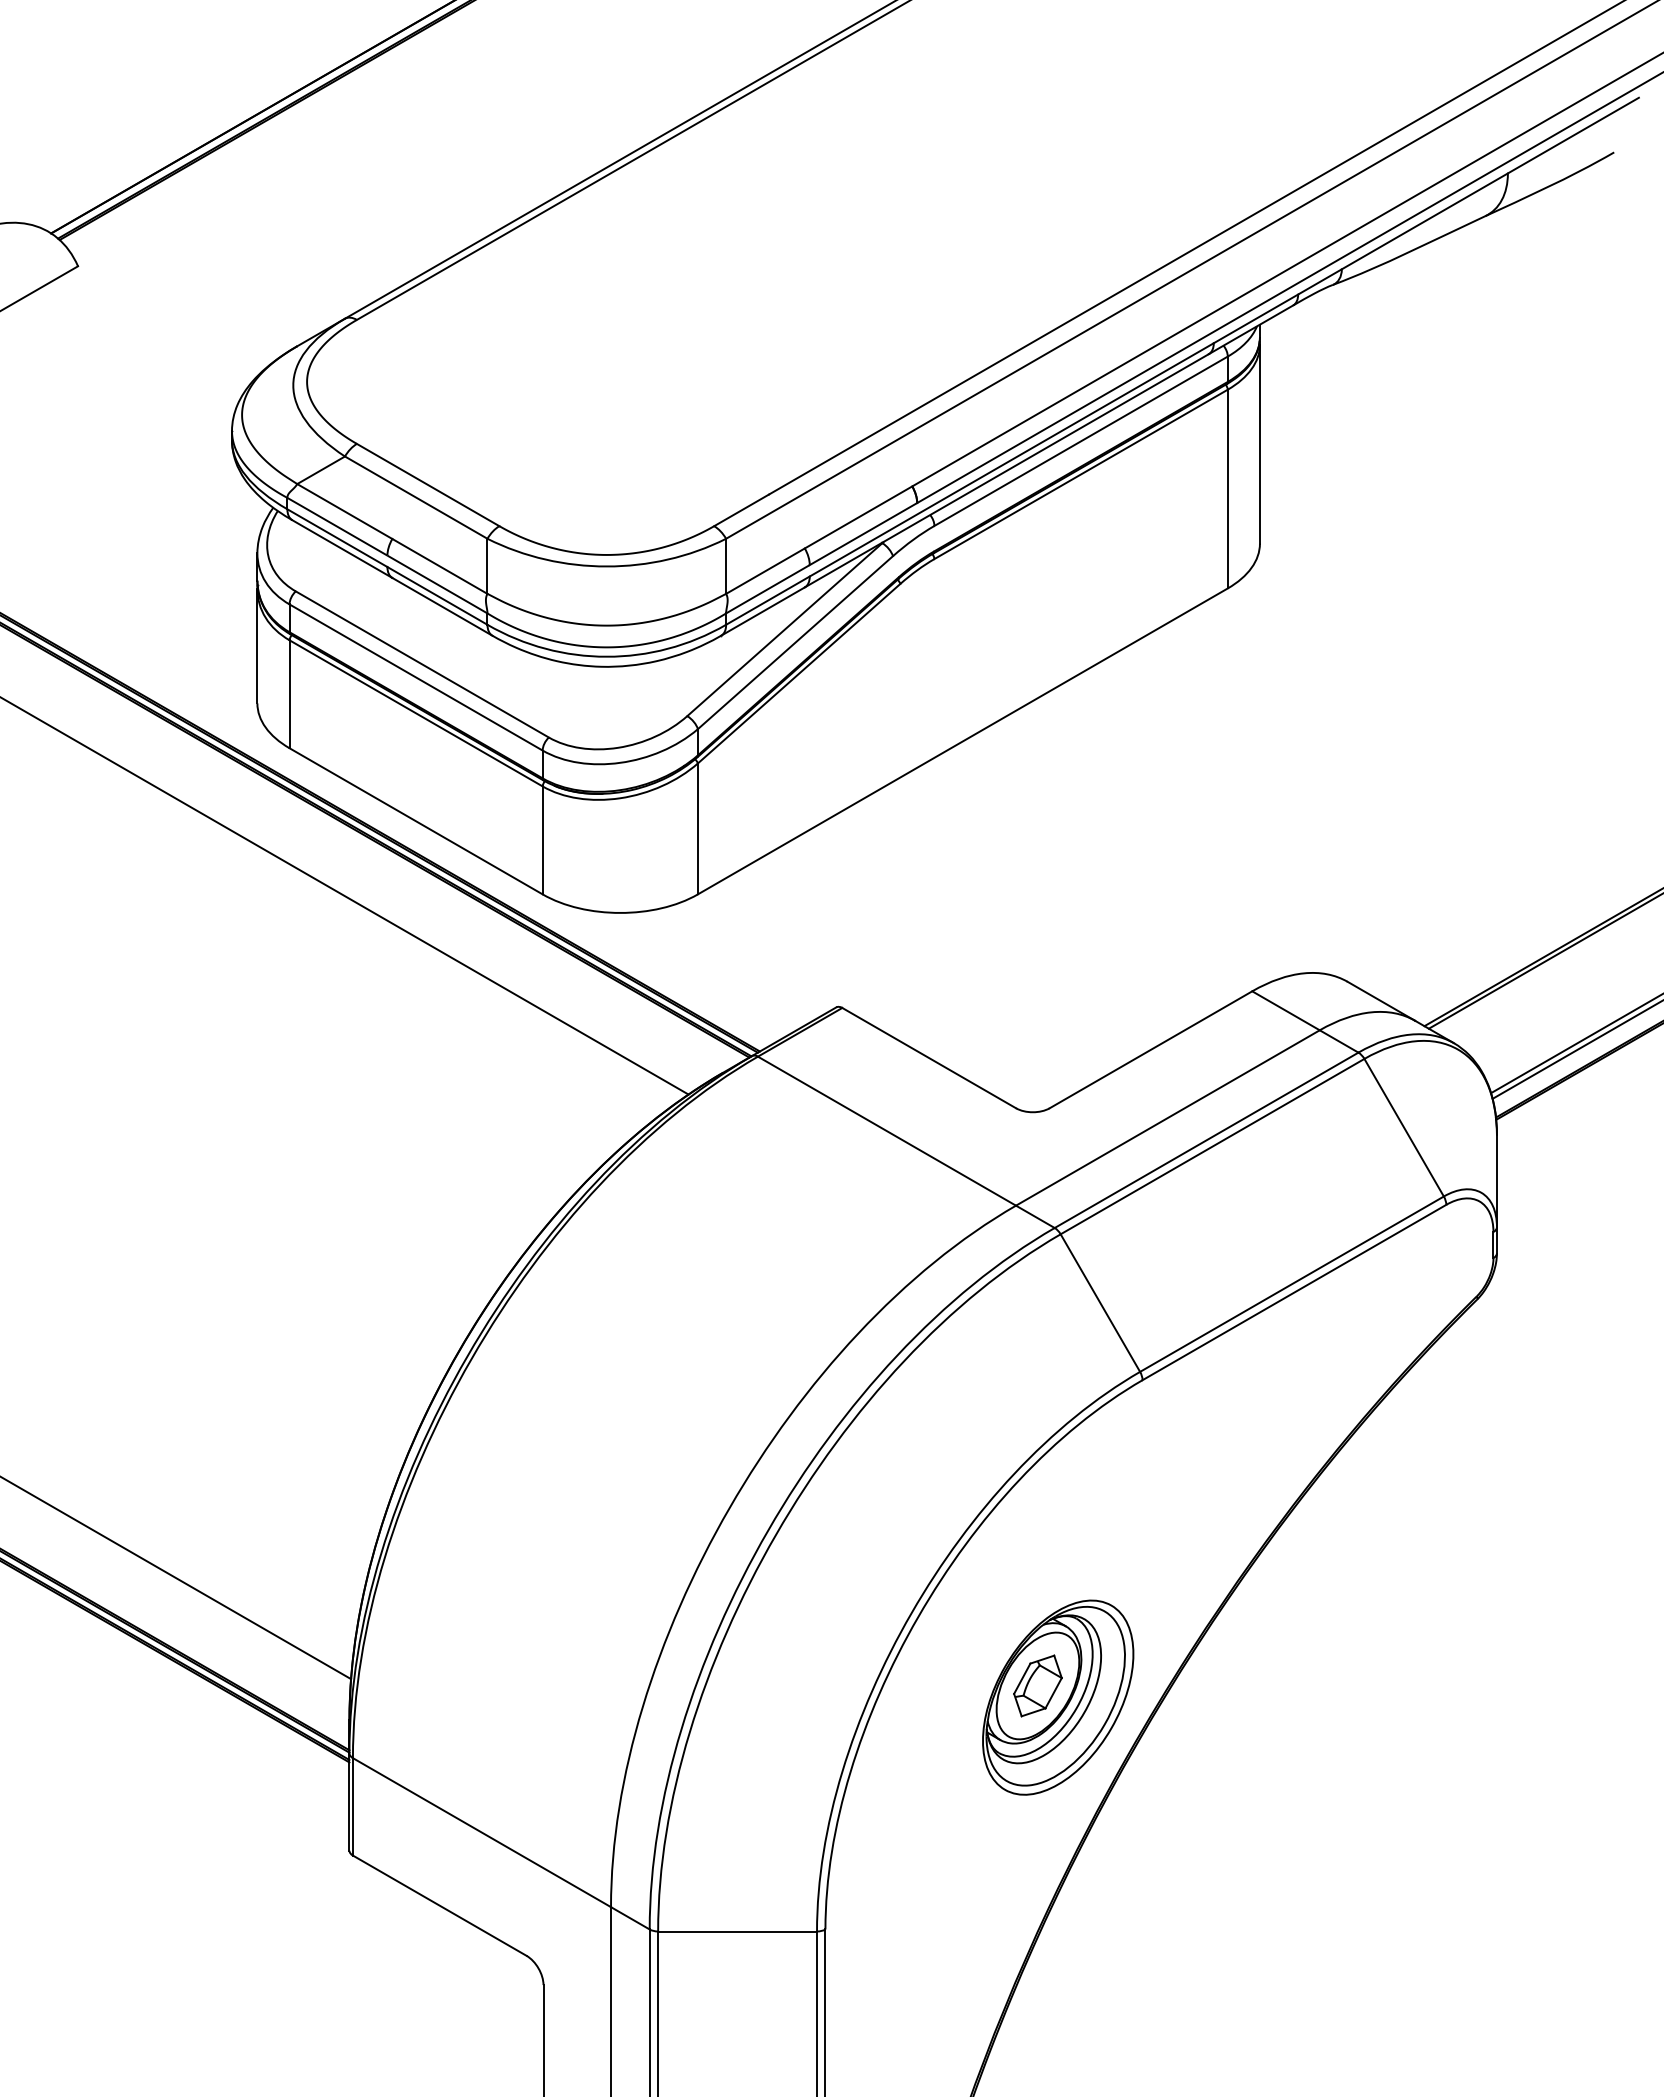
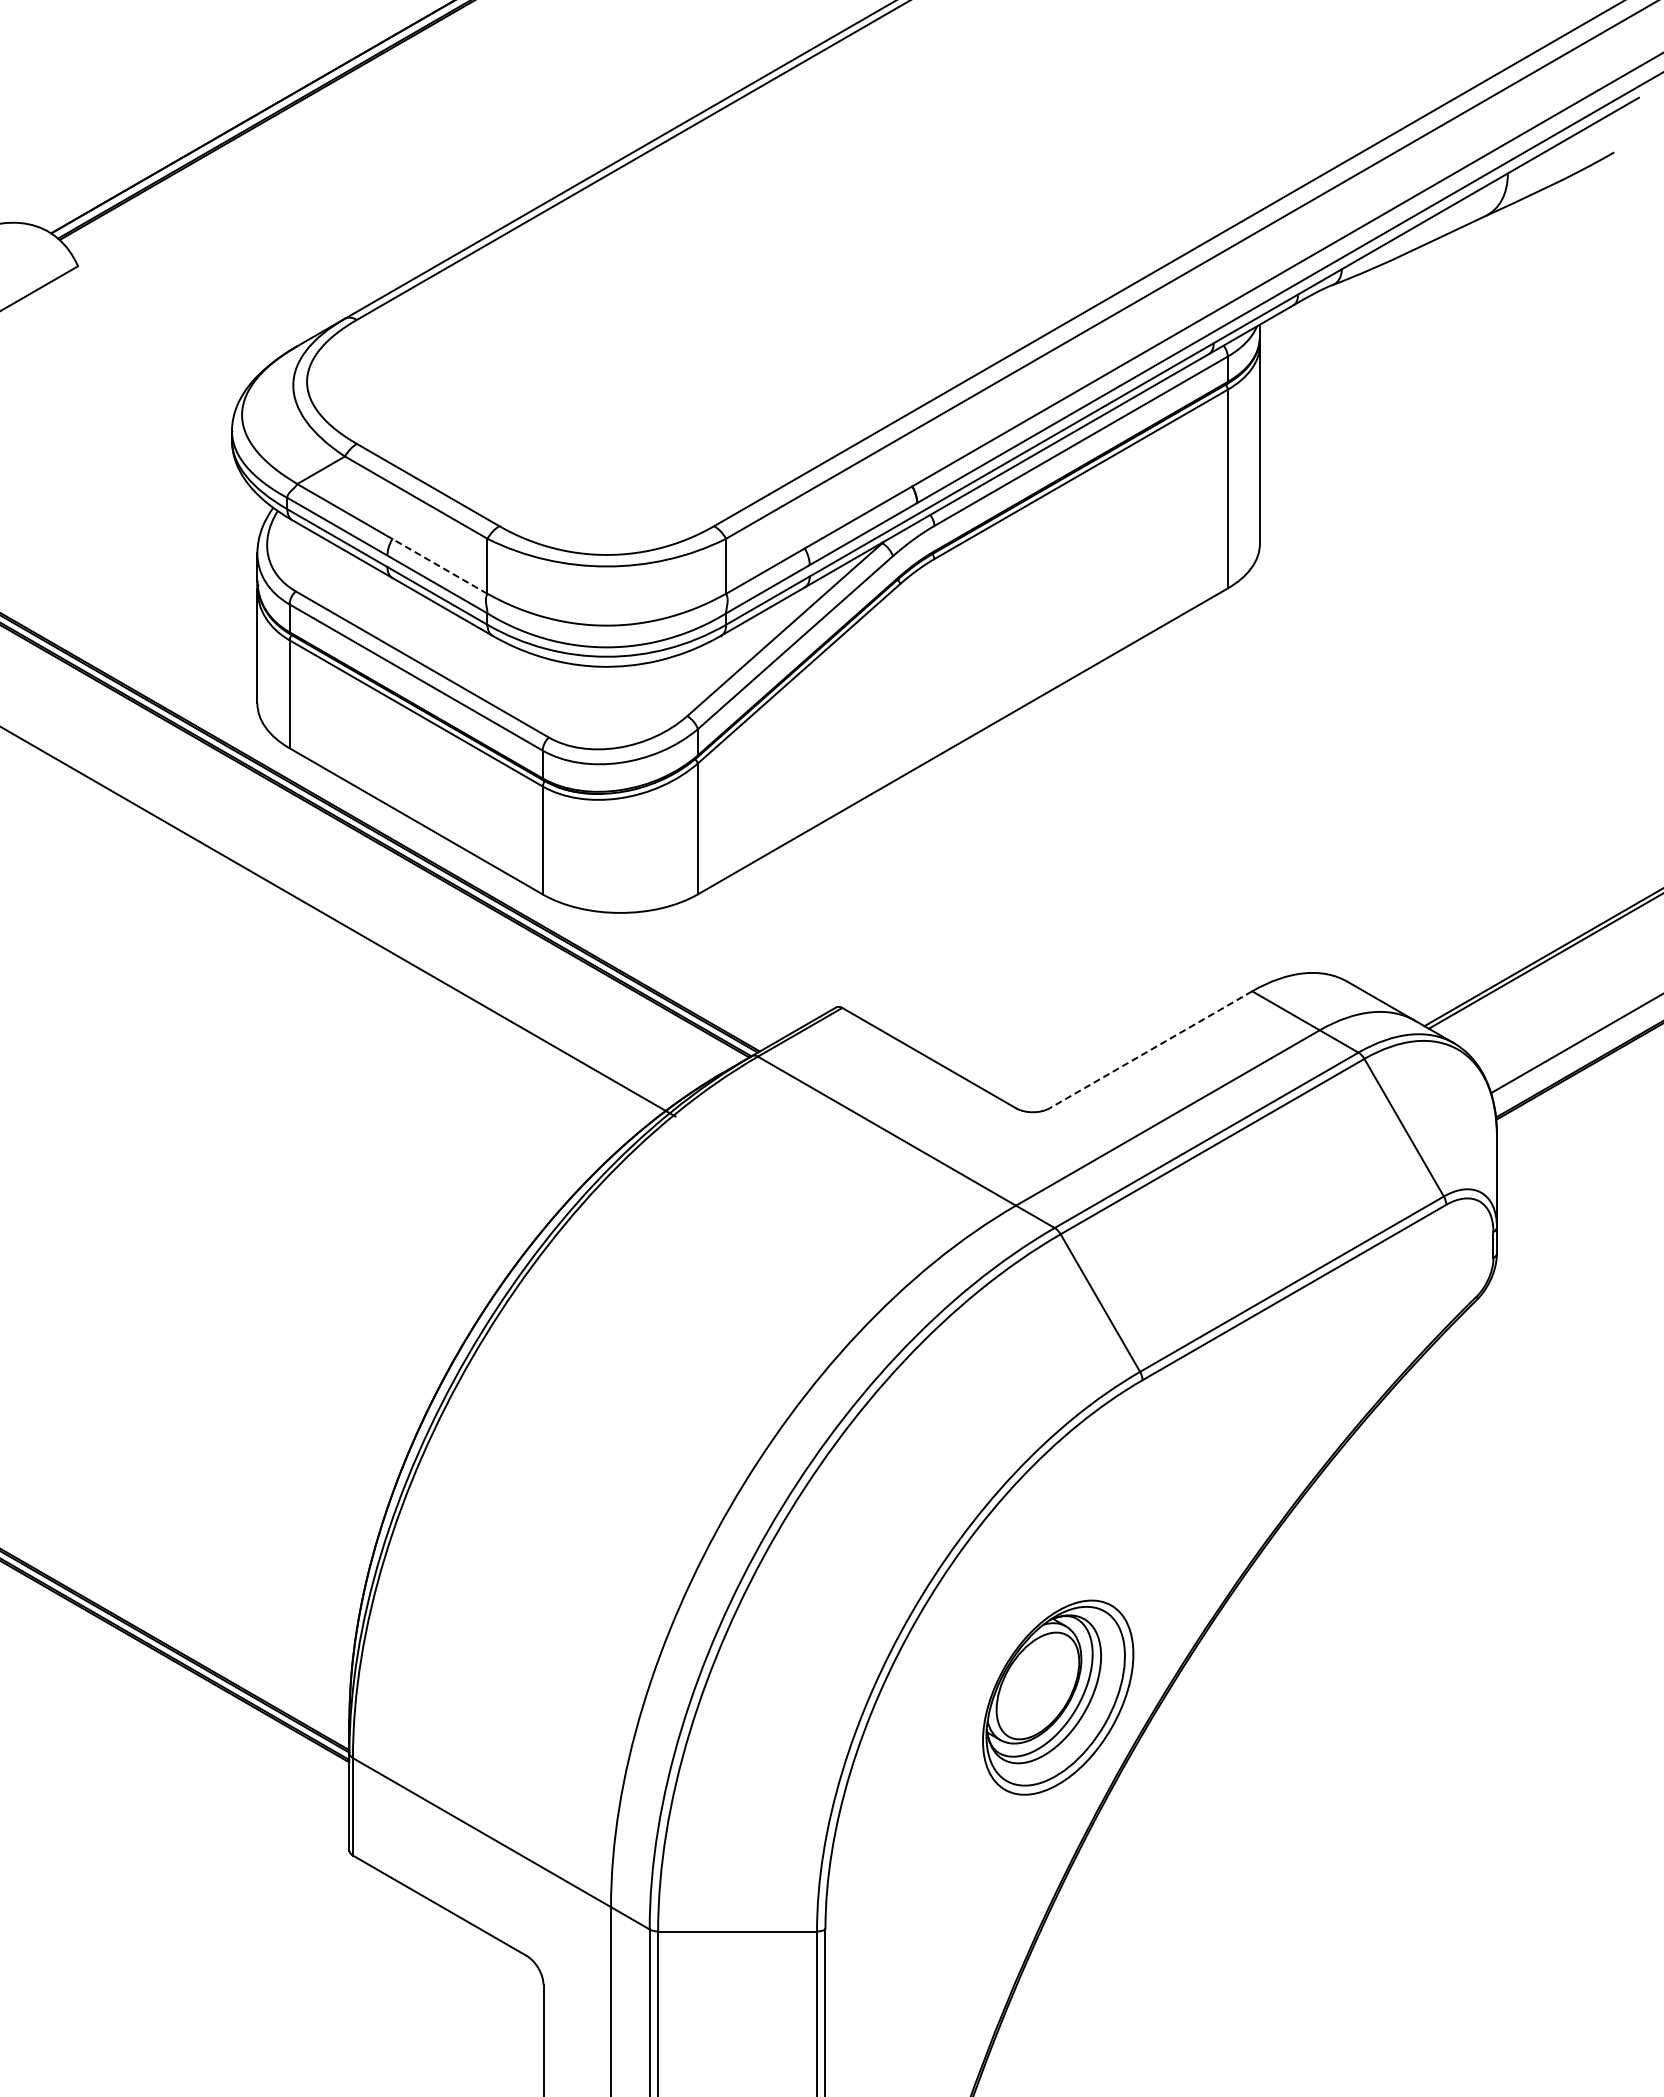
line: solid -> dashed (439, 566)
line position: (345, 896) -> (338, 921) (338, 921)
line: solid -> dashed (1151, 1049)
line: present -> none (1576, 1049)
line: present -> none (176, 1578)
part: present -> none (1037, 1685)
